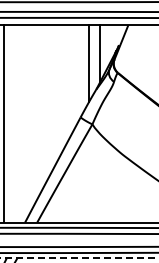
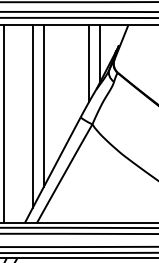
line: none -> present (43, 105)
line: none -> present (32, 116)
line: dashed -> solid (79, 258)
